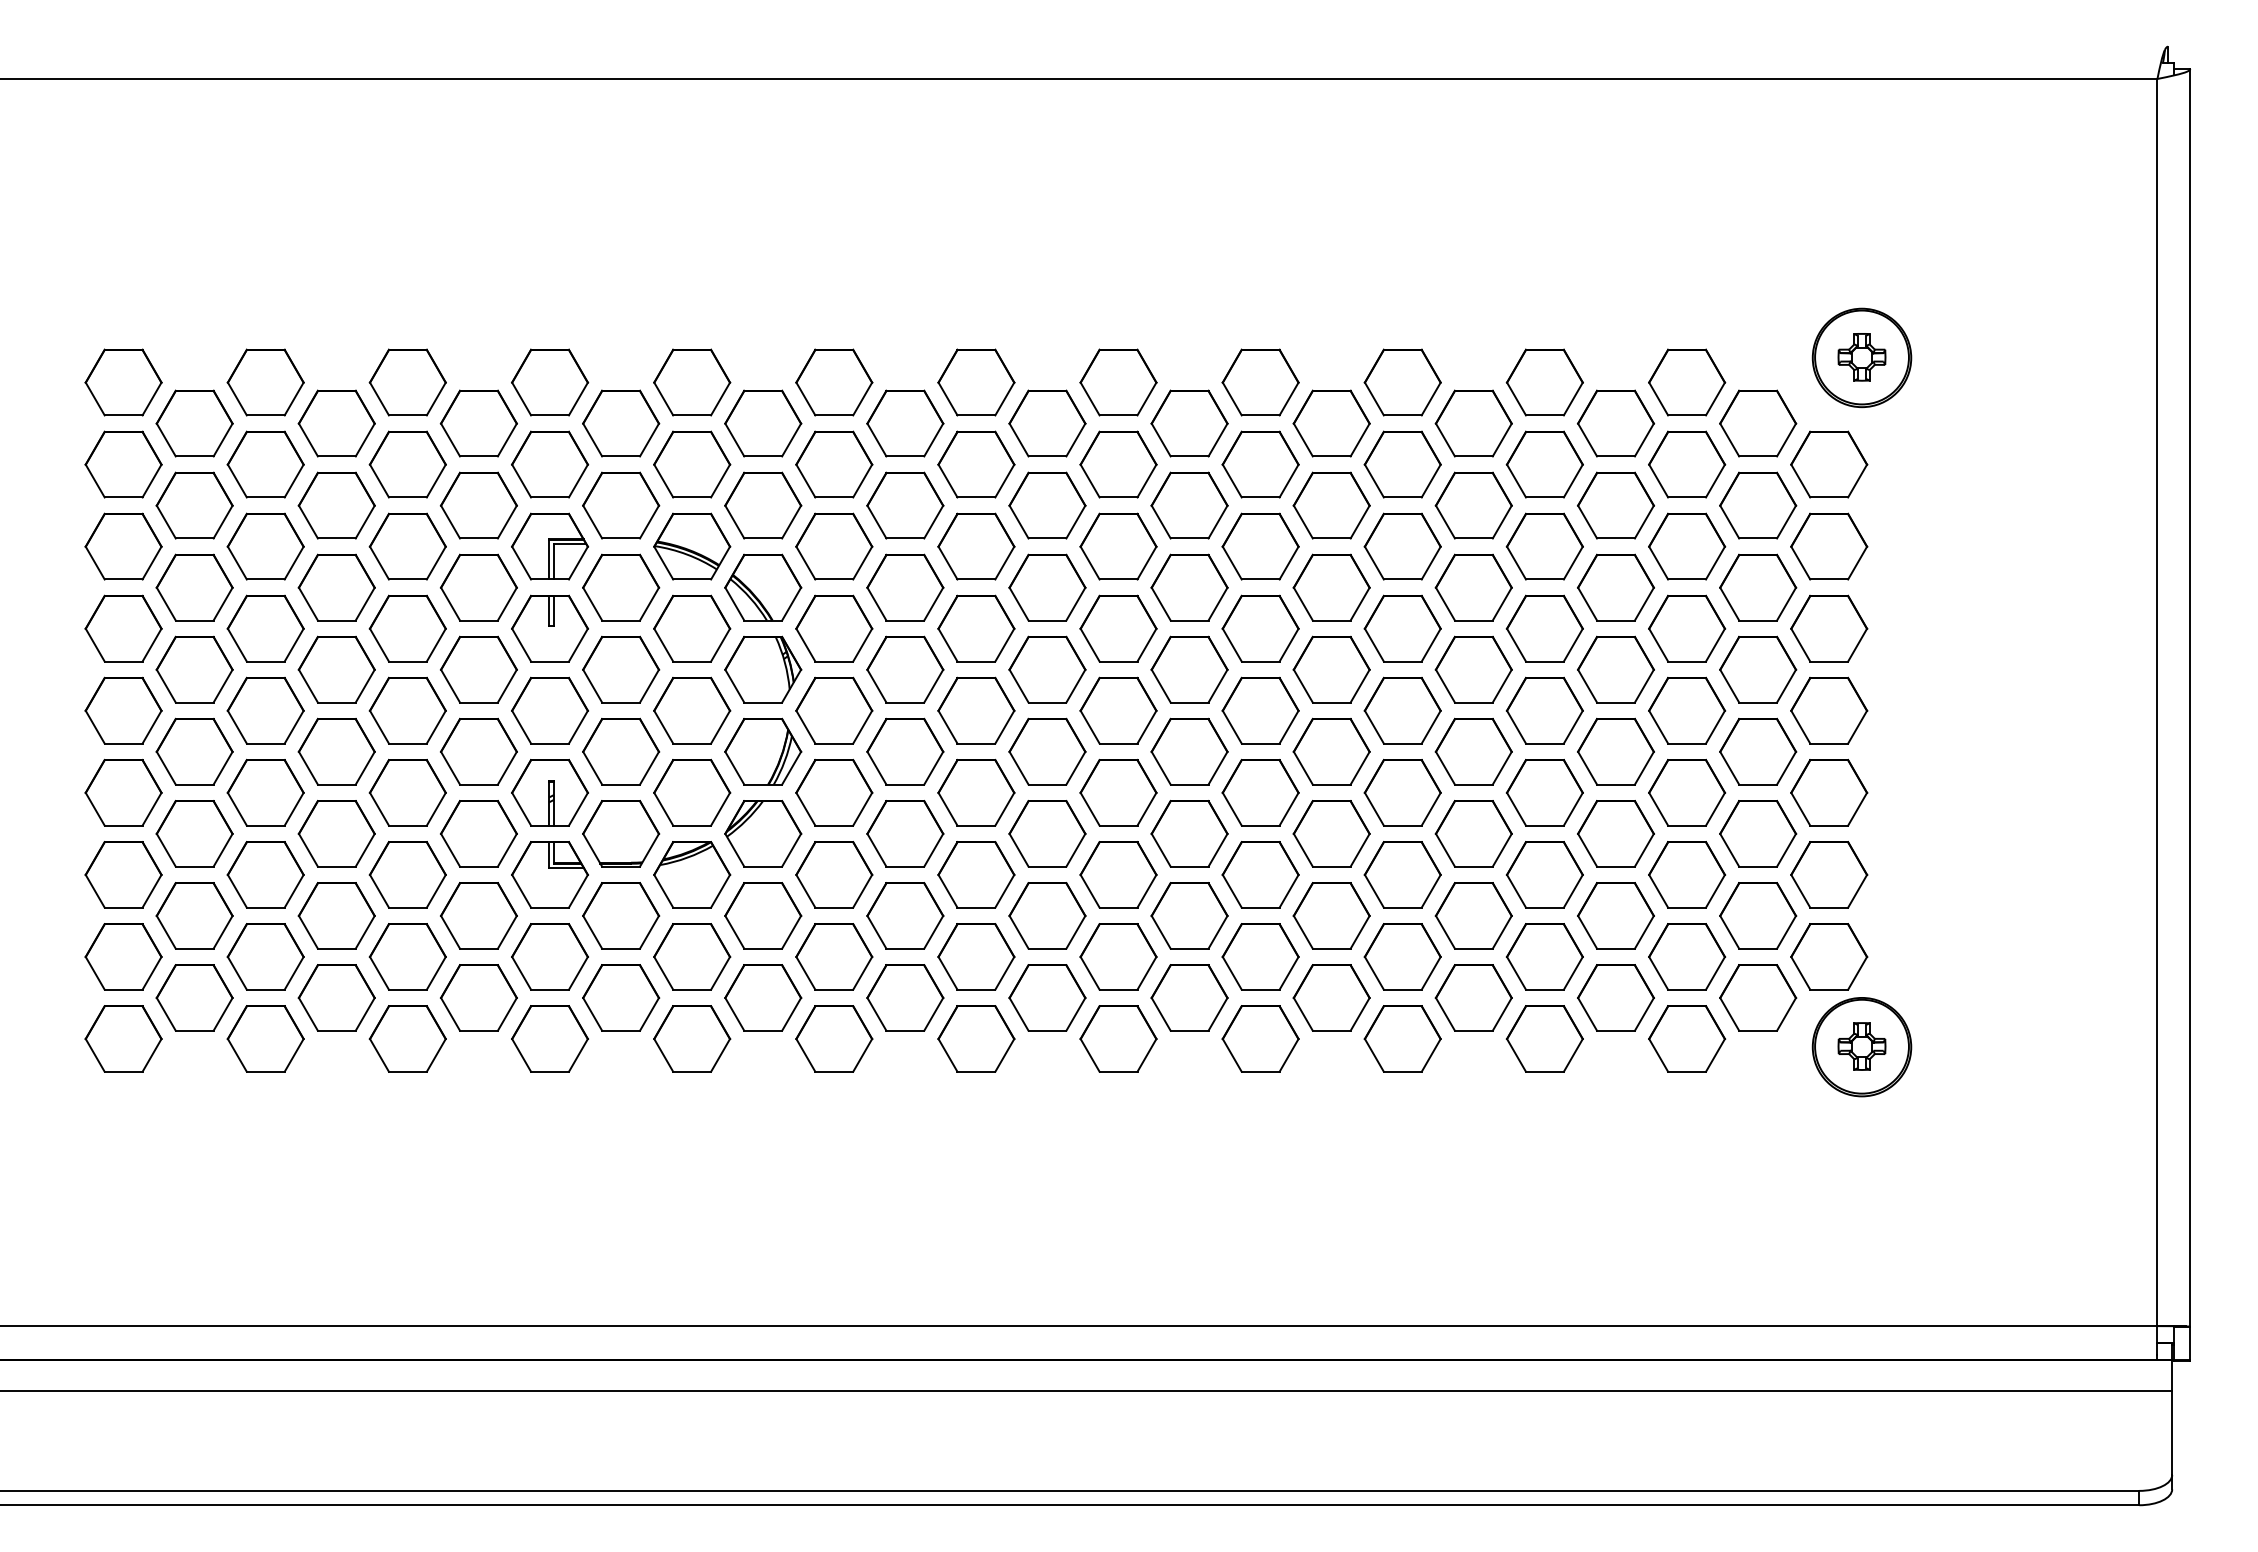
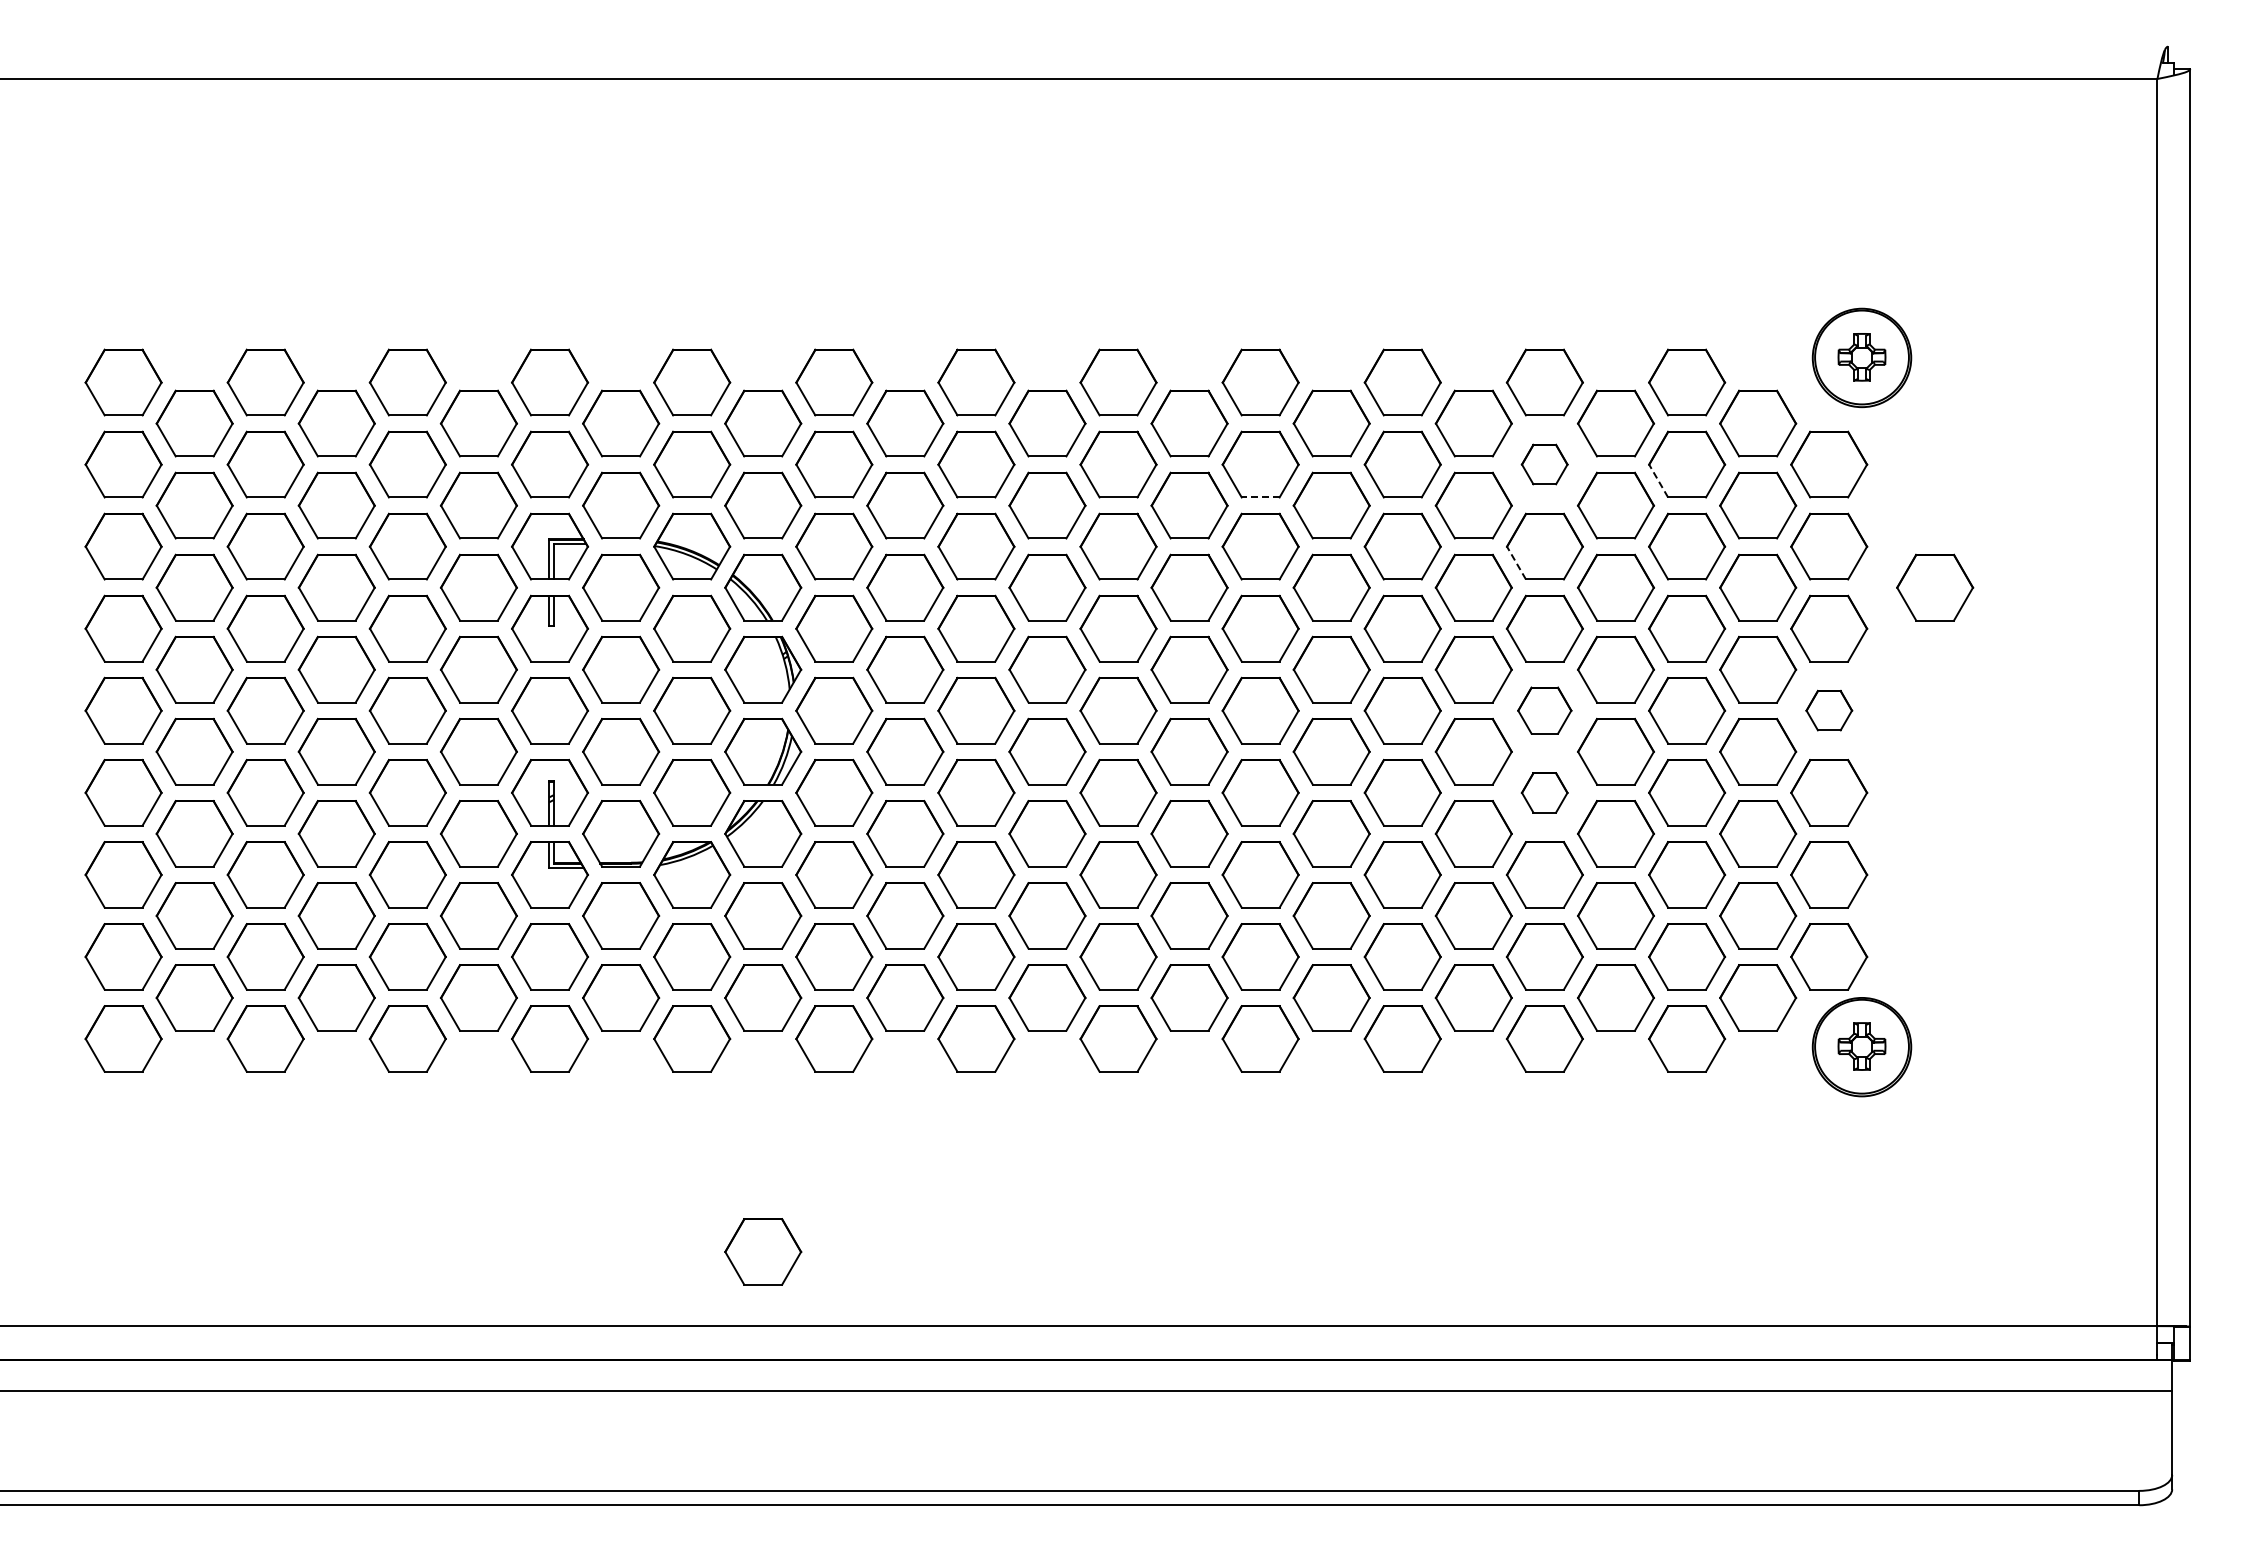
part size: 79x69 px -> 49x43 px (1544, 464)
line: solid -> dashed (1658, 481)
line: solid -> dashed (1260, 497)
line: solid -> dashed (1516, 563)
part: none -> present (1935, 587)
part size: 79x69 px -> 56x49 px (1544, 710)
part size: 79x69 px -> 49x43 px (1829, 710)
part size: 79x68 px -> 49x42 px (1544, 792)
part: none -> present (763, 1251)
